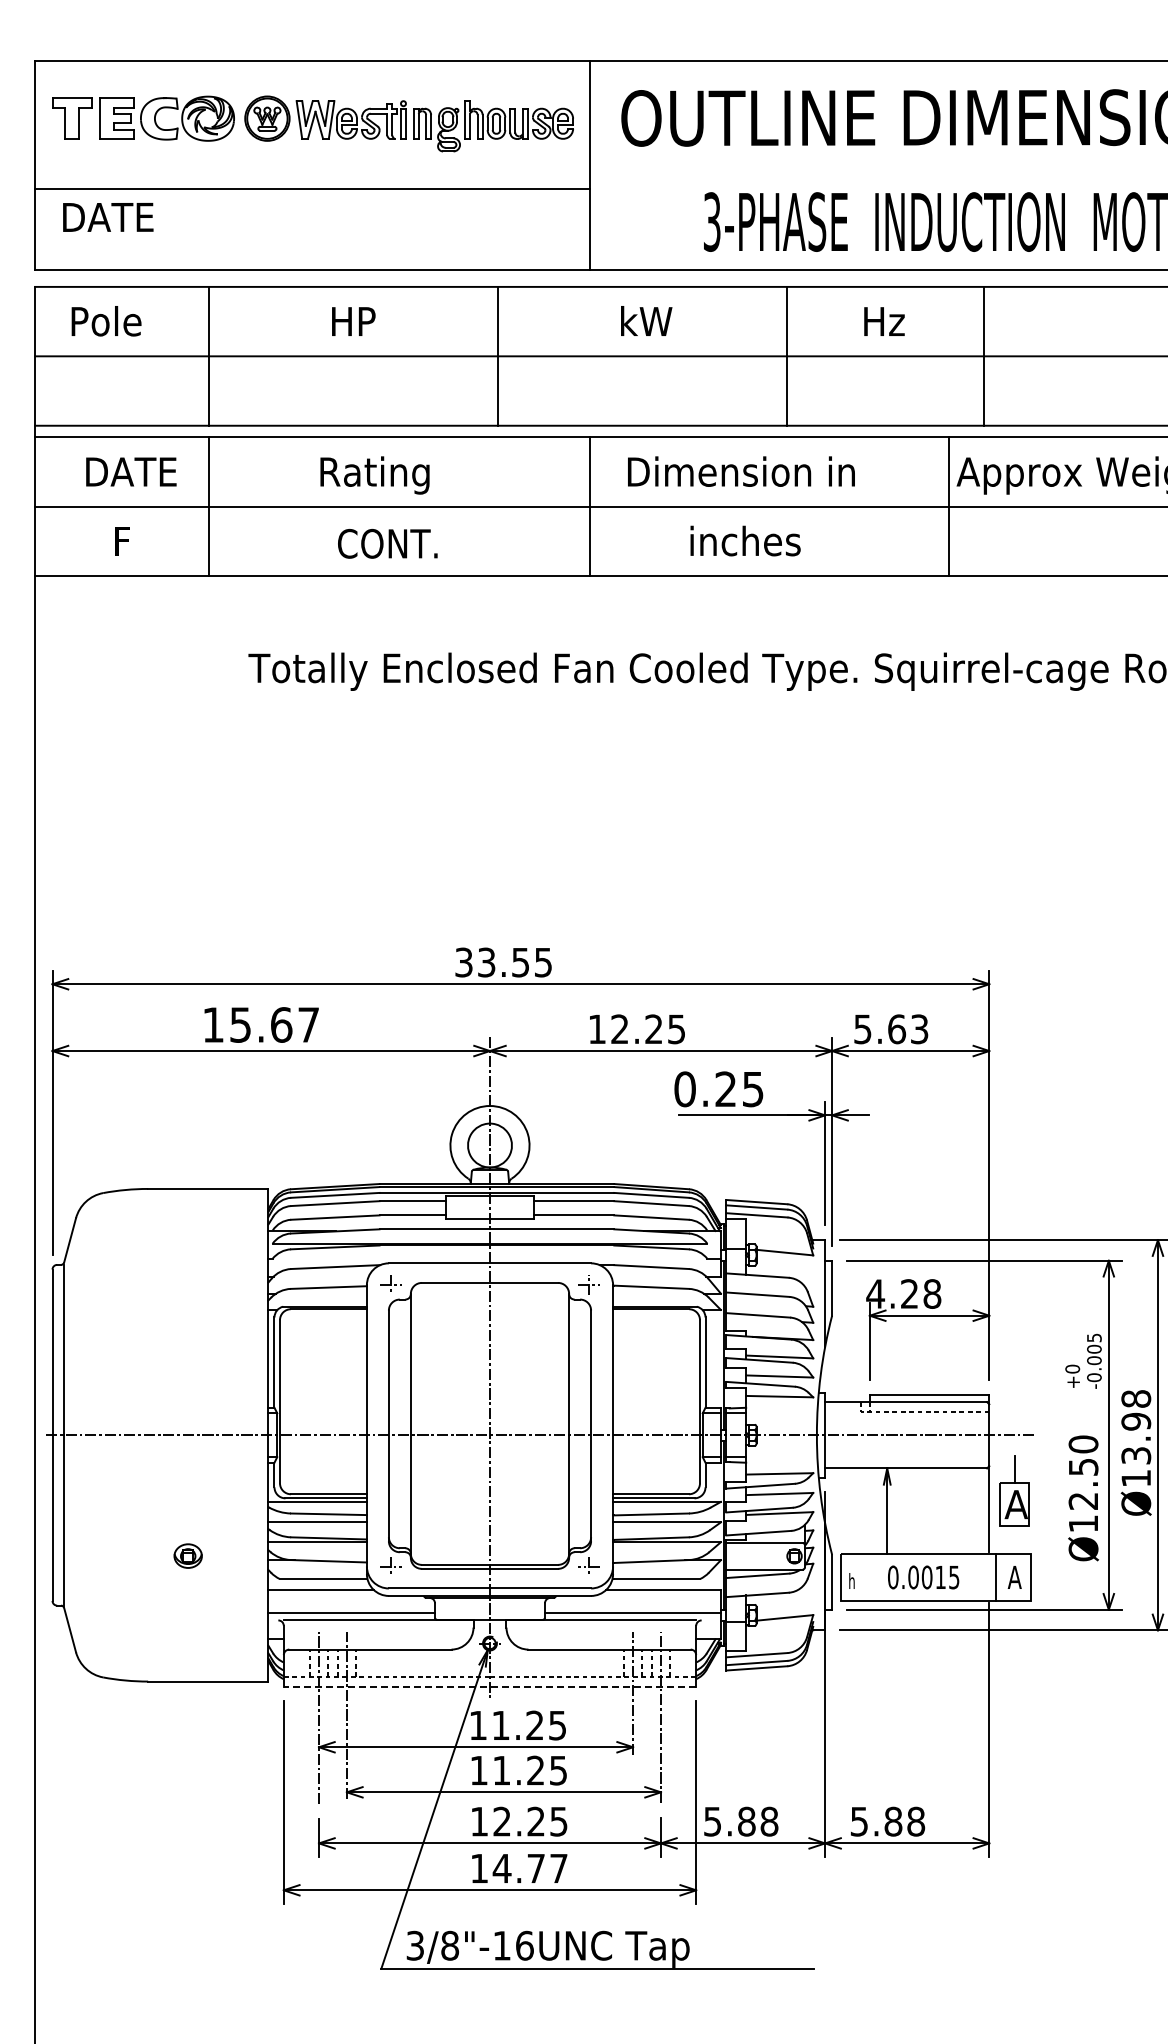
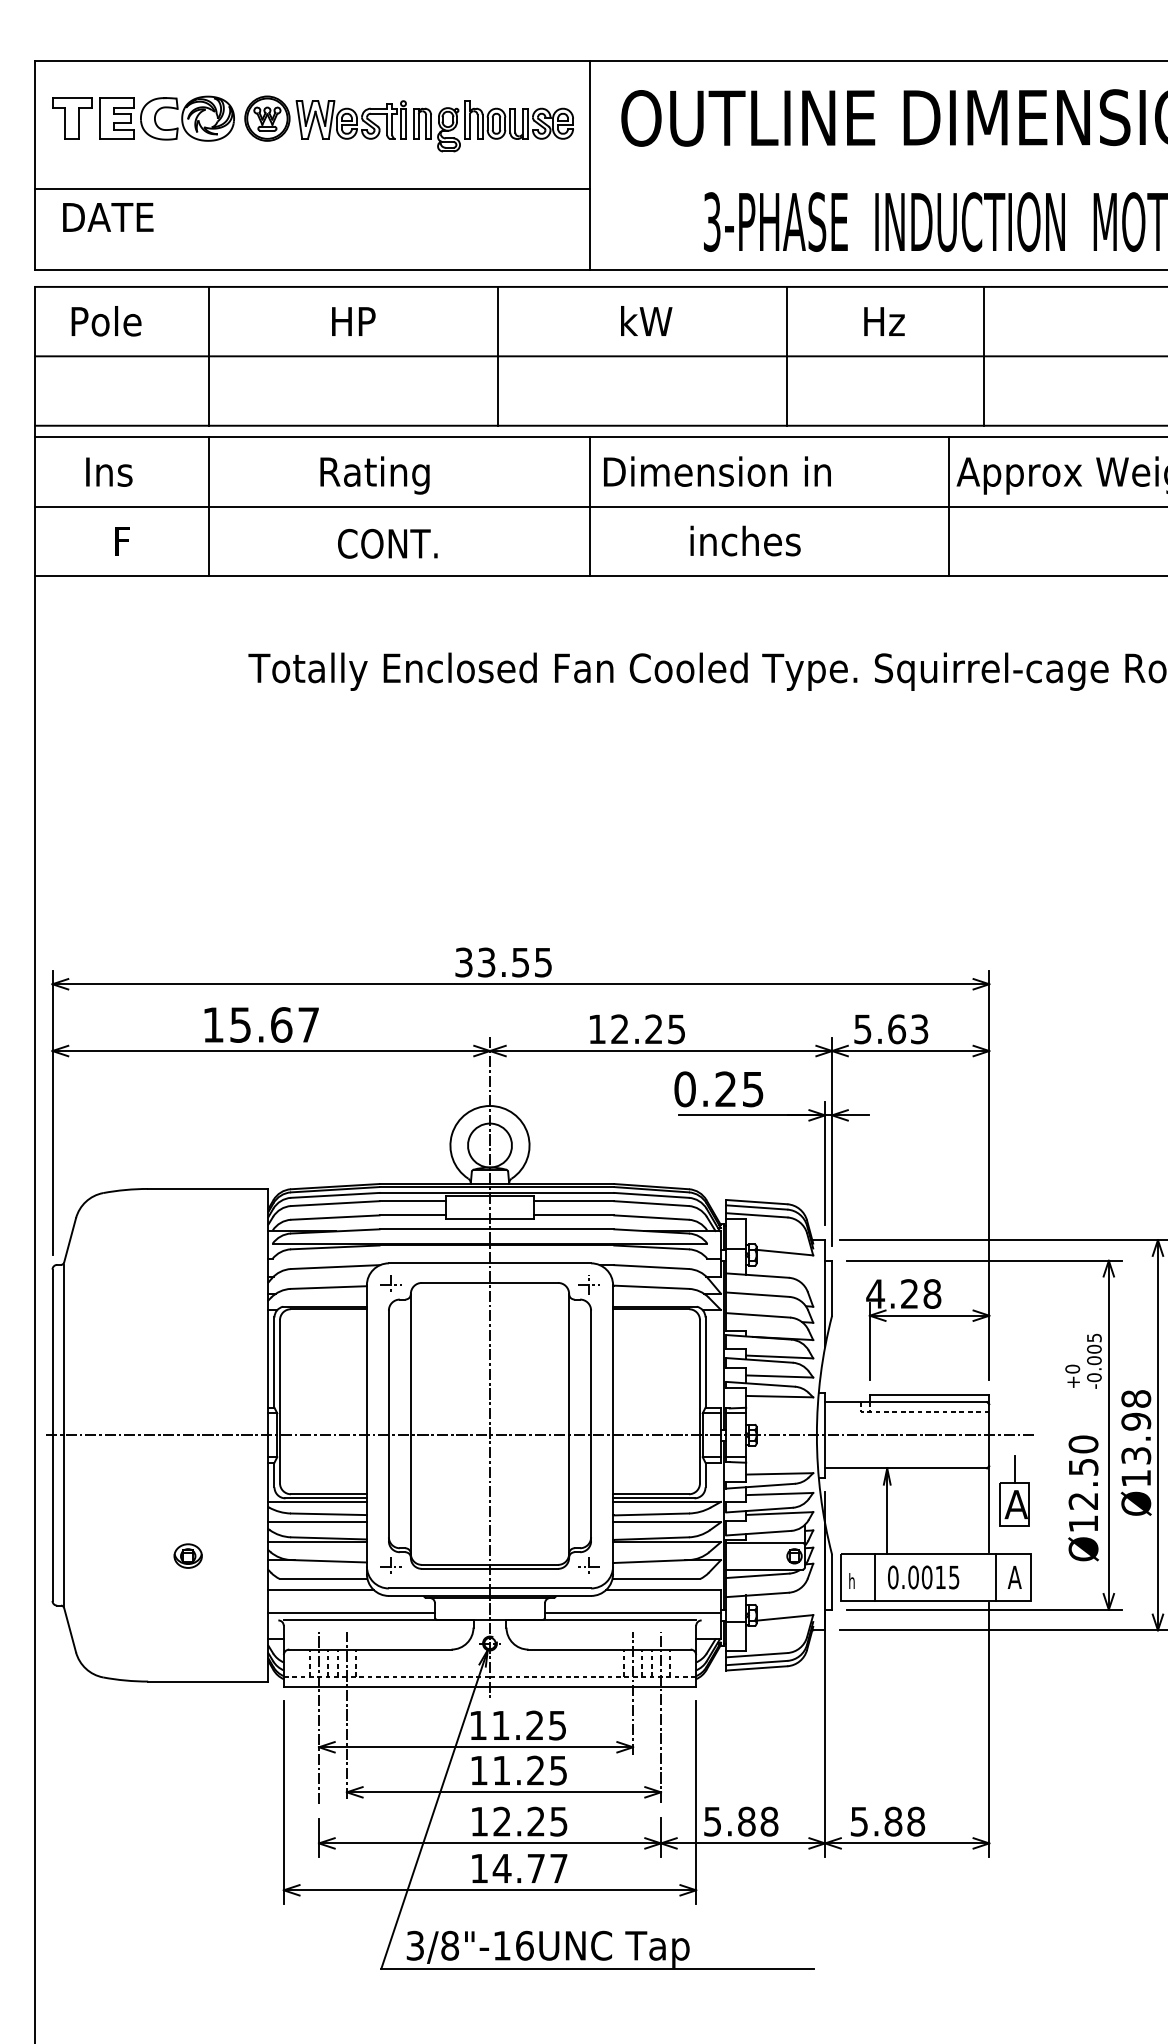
text: DATE -> Ins (132, 471)
text position: (741, 471) -> (717, 471) (717, 471)
line: none -> present (875, 1577)
line: dashed -> solid (489, 1686)
